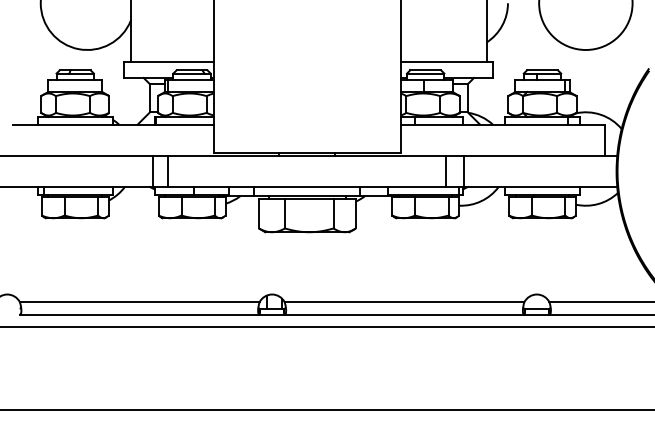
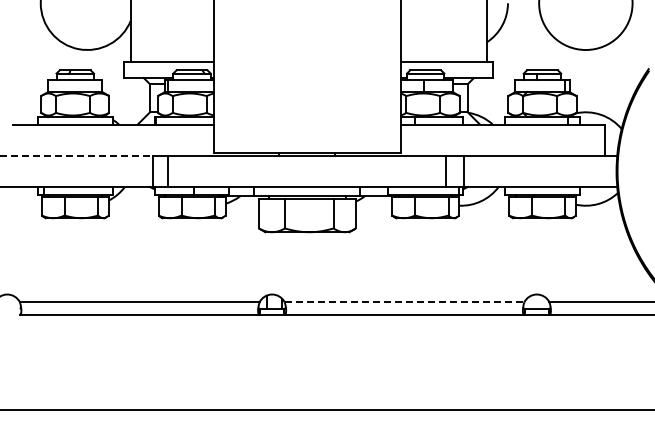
line: solid -> dashed (77, 155)
line: solid -> dashed (404, 302)
line: present -> none (326, 326)
